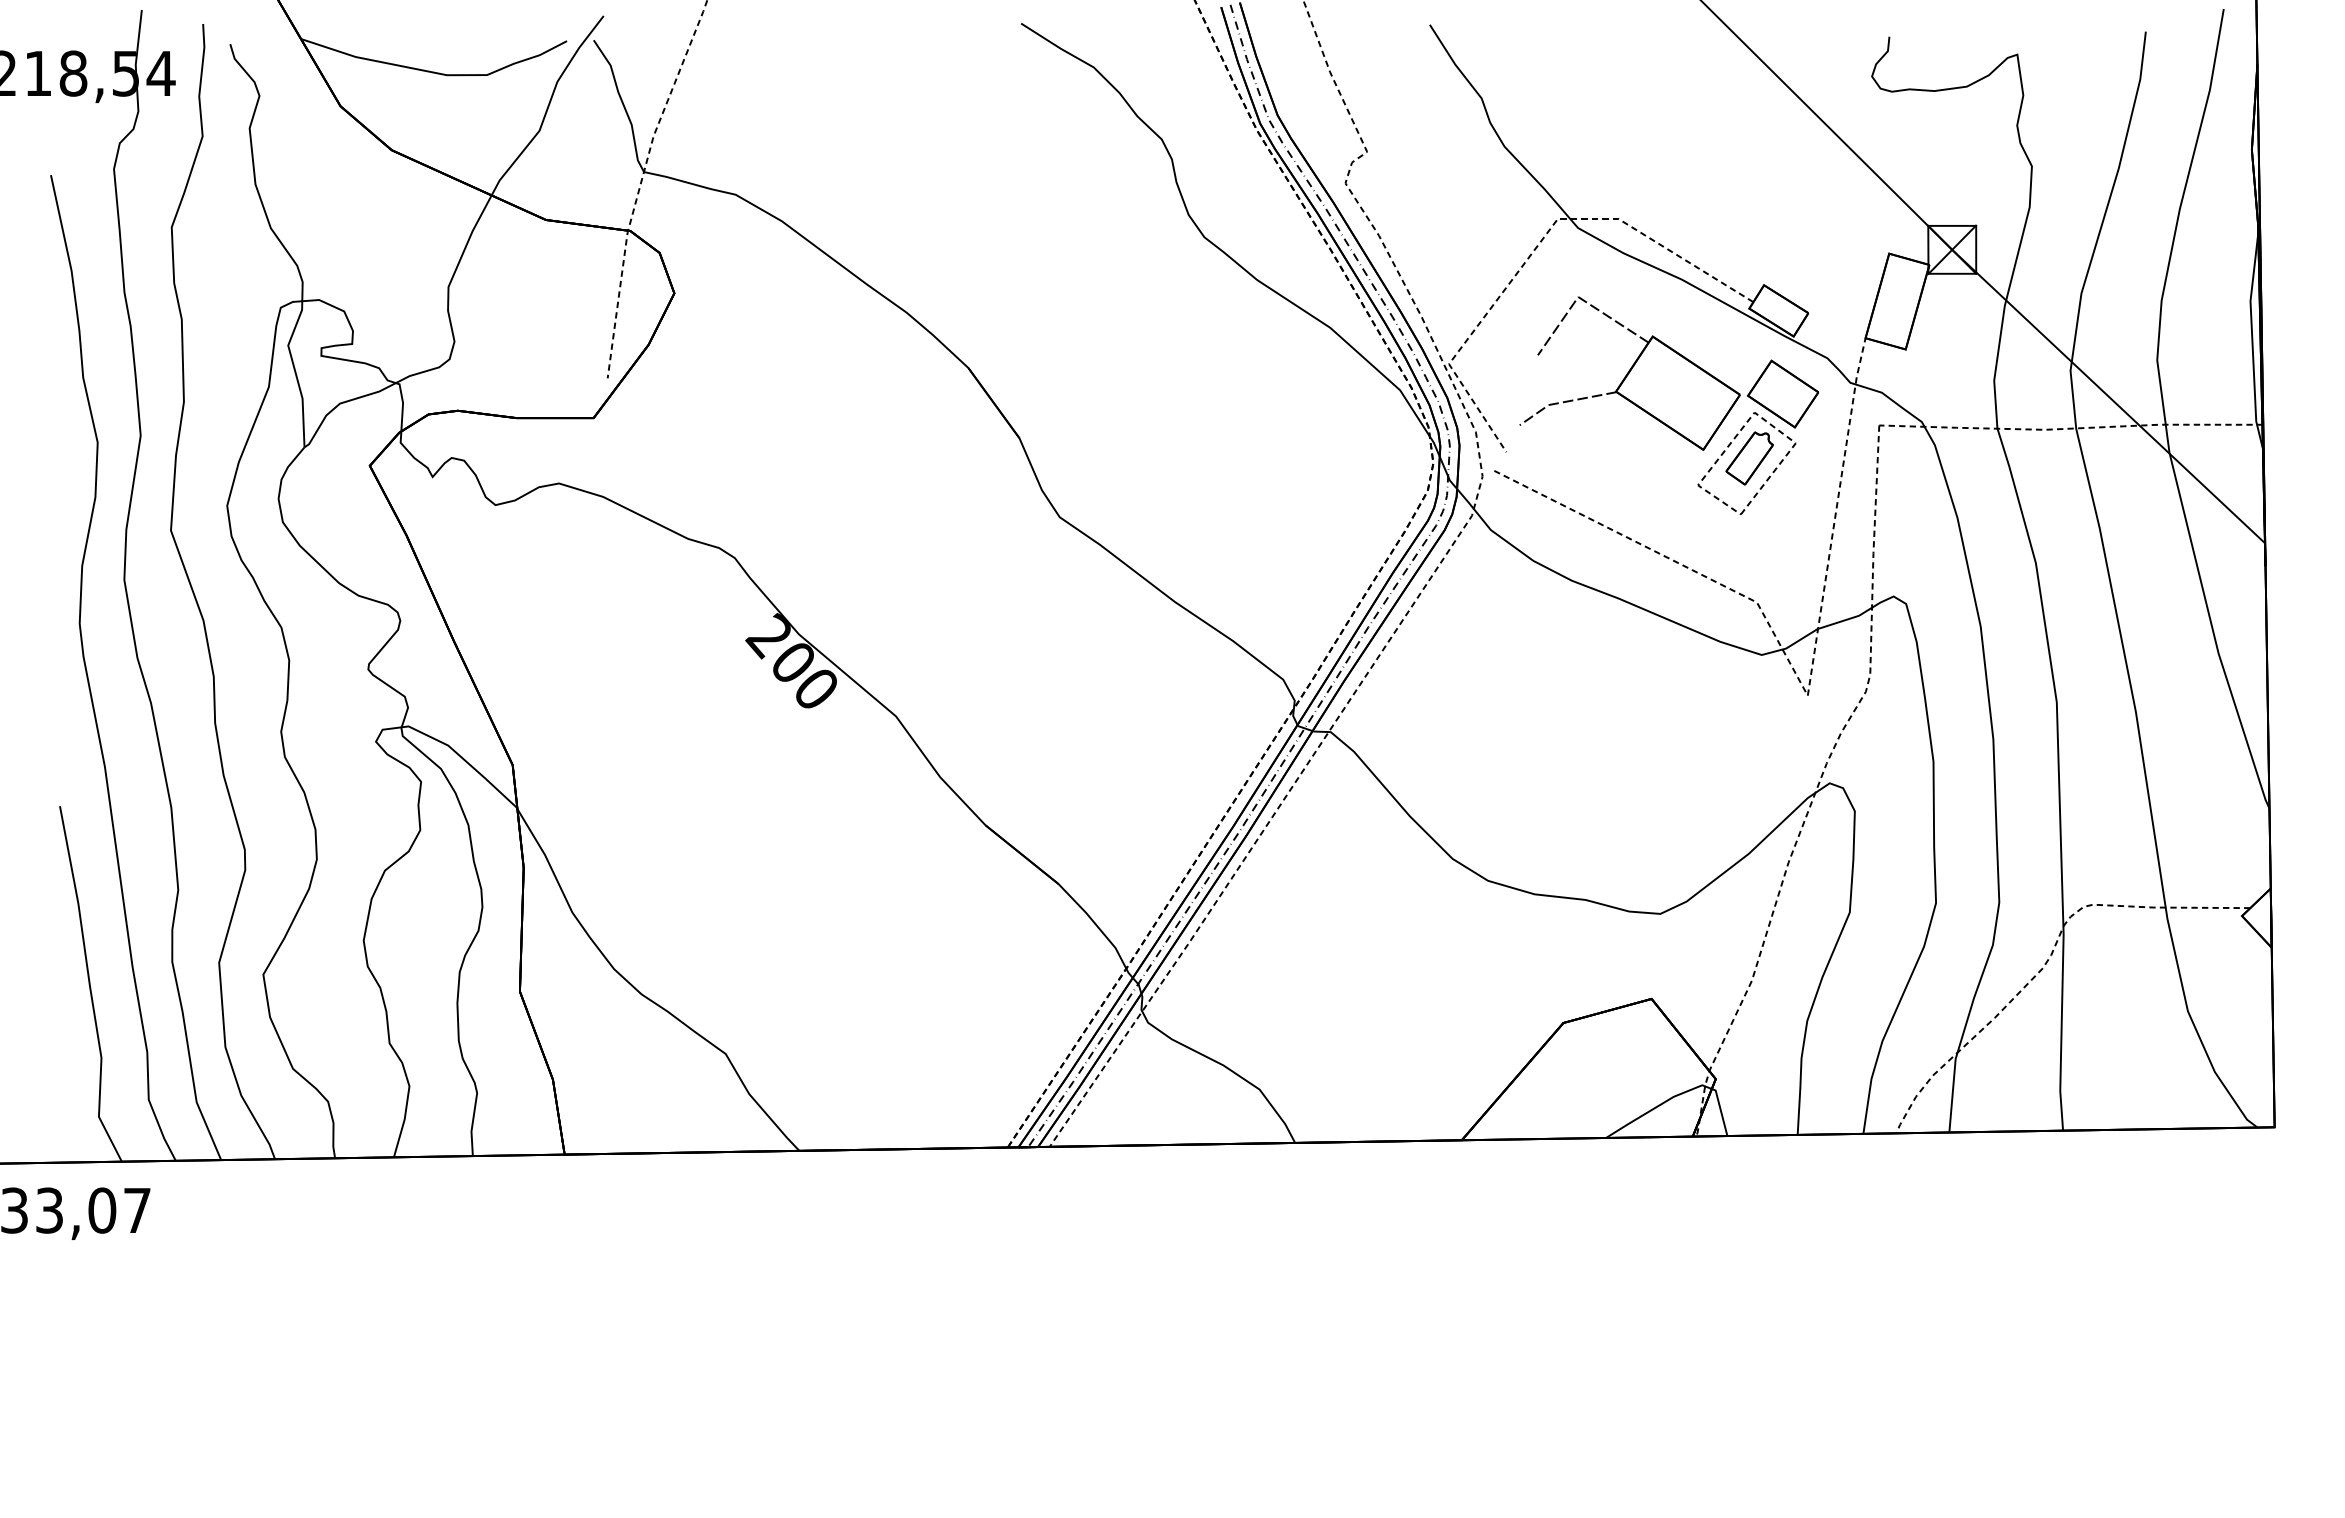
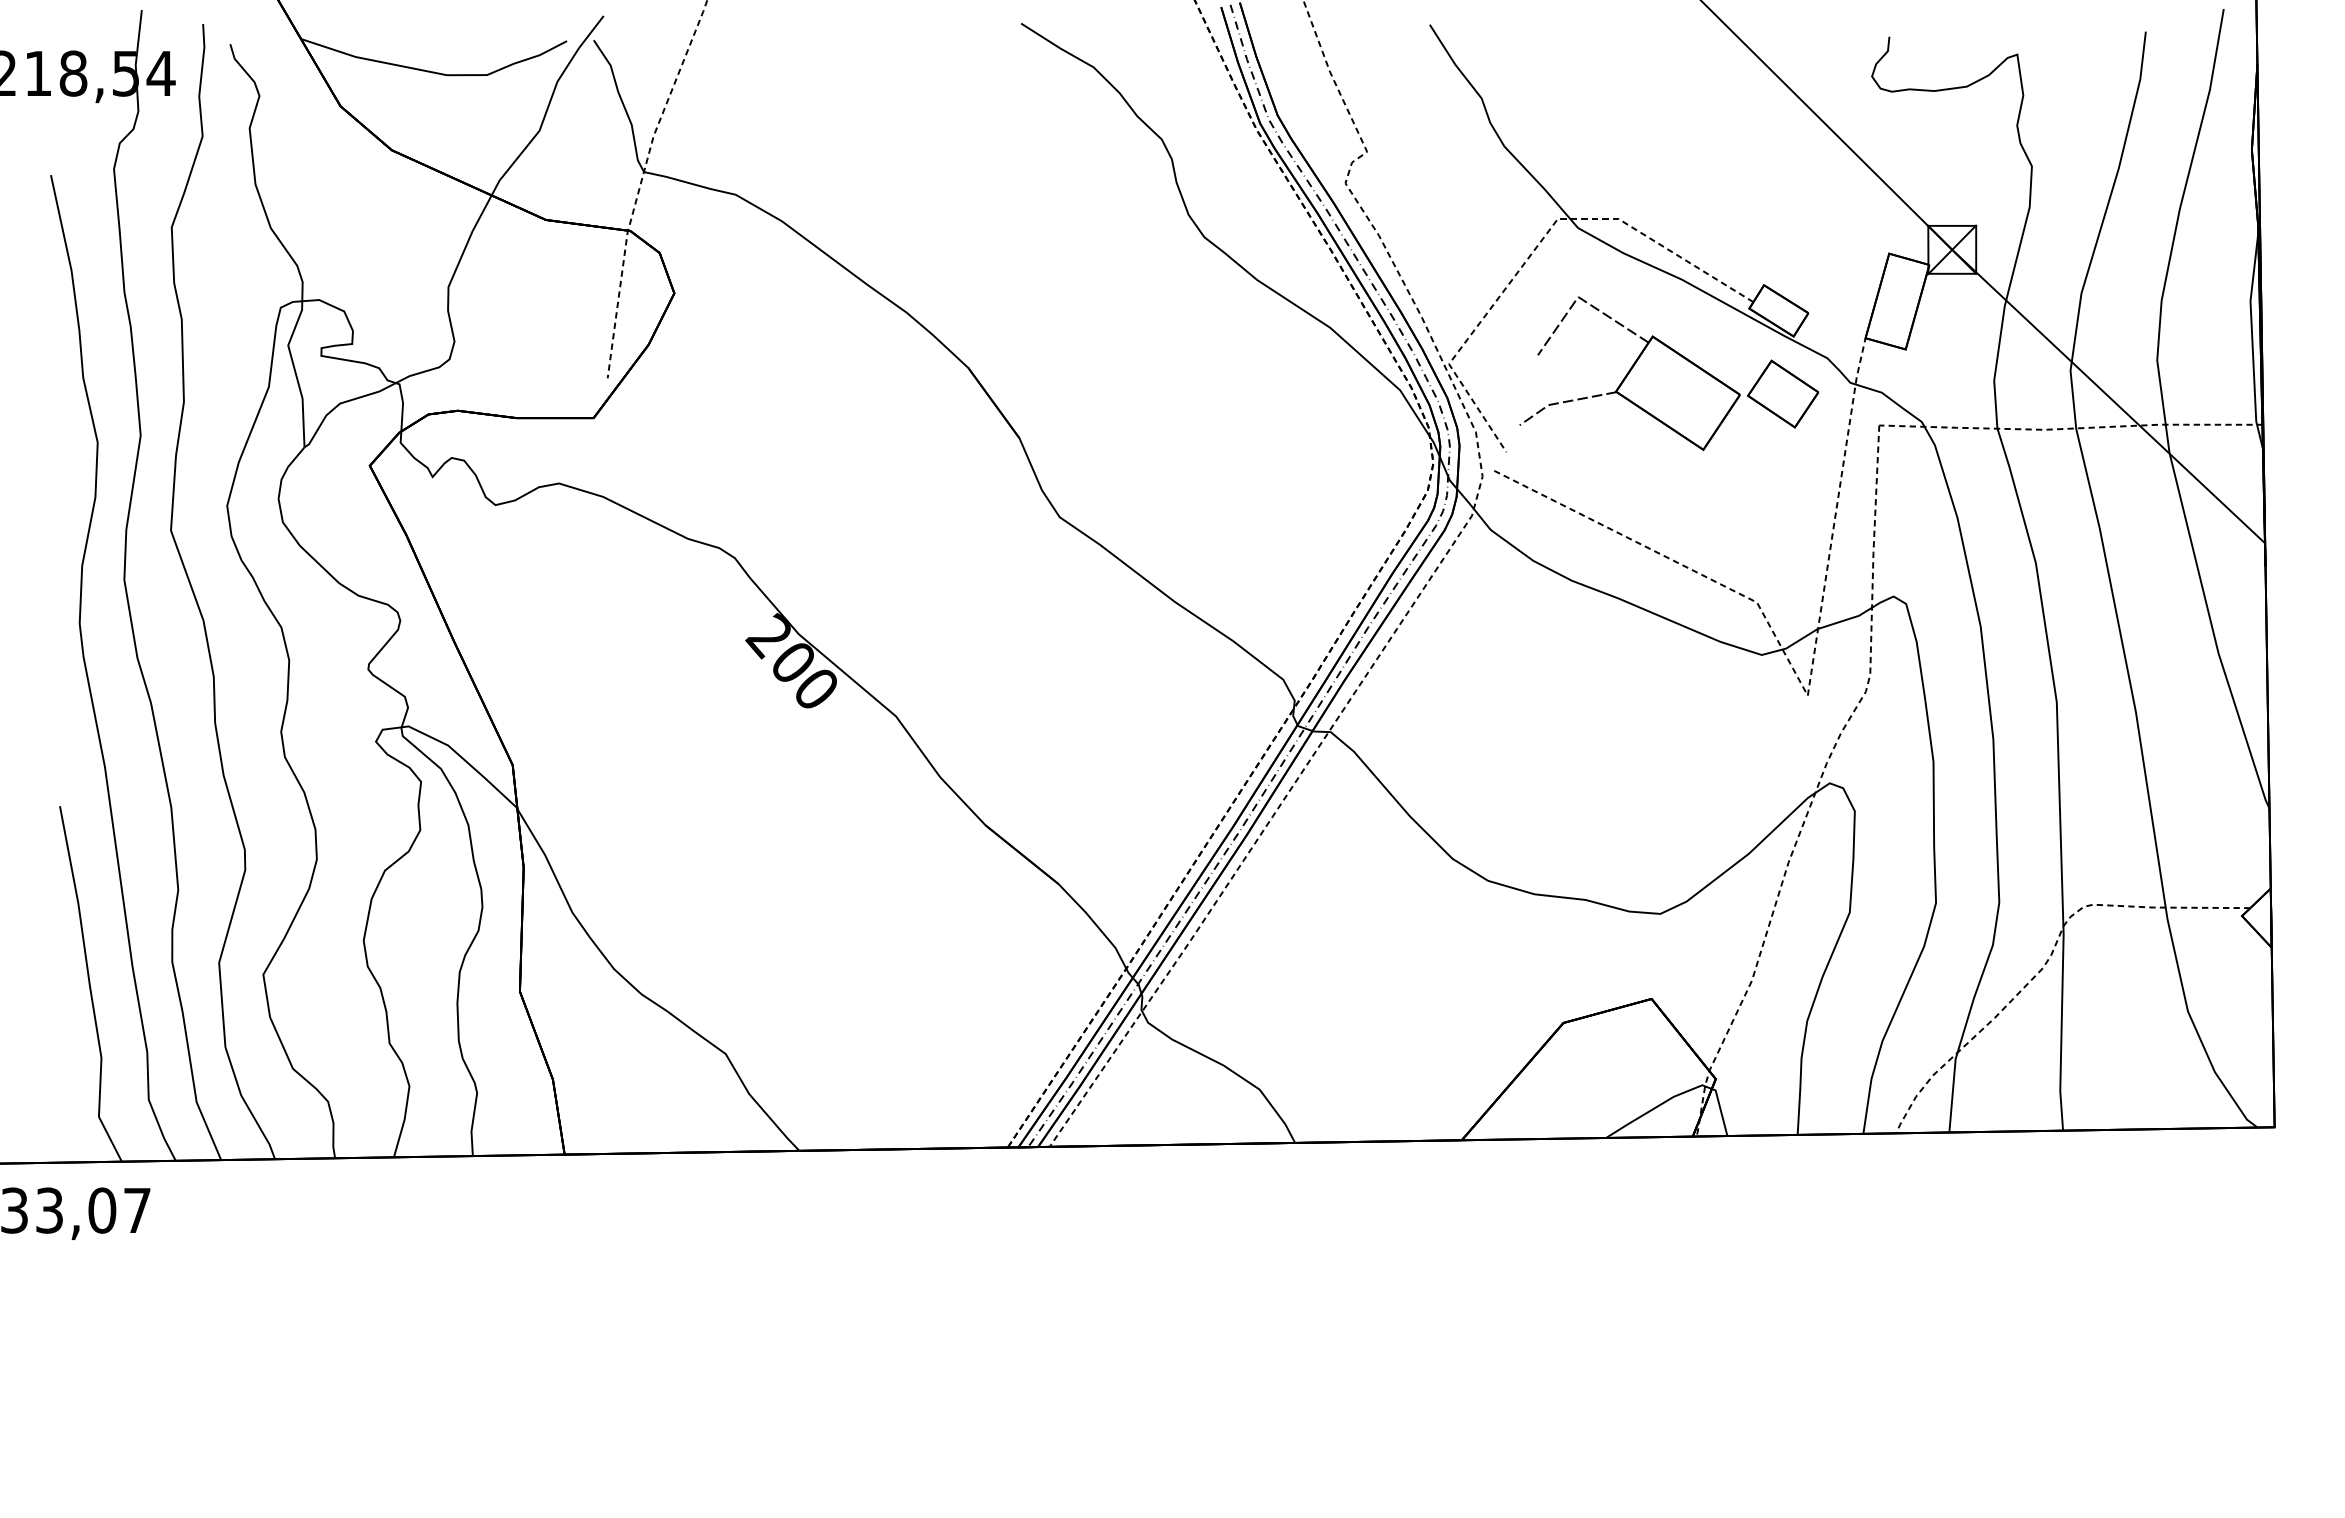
part: present -> none (1746, 463)
